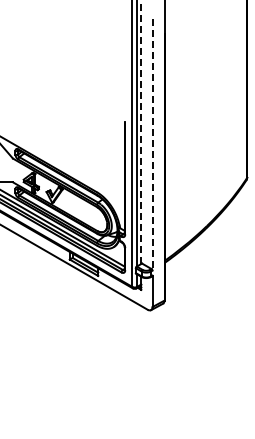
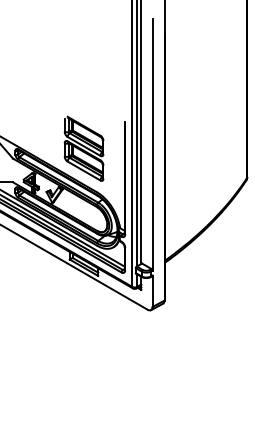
line: dashed -> solid (141, 132)
line: dashed -> solid (152, 144)
part: none -> present (83, 148)
